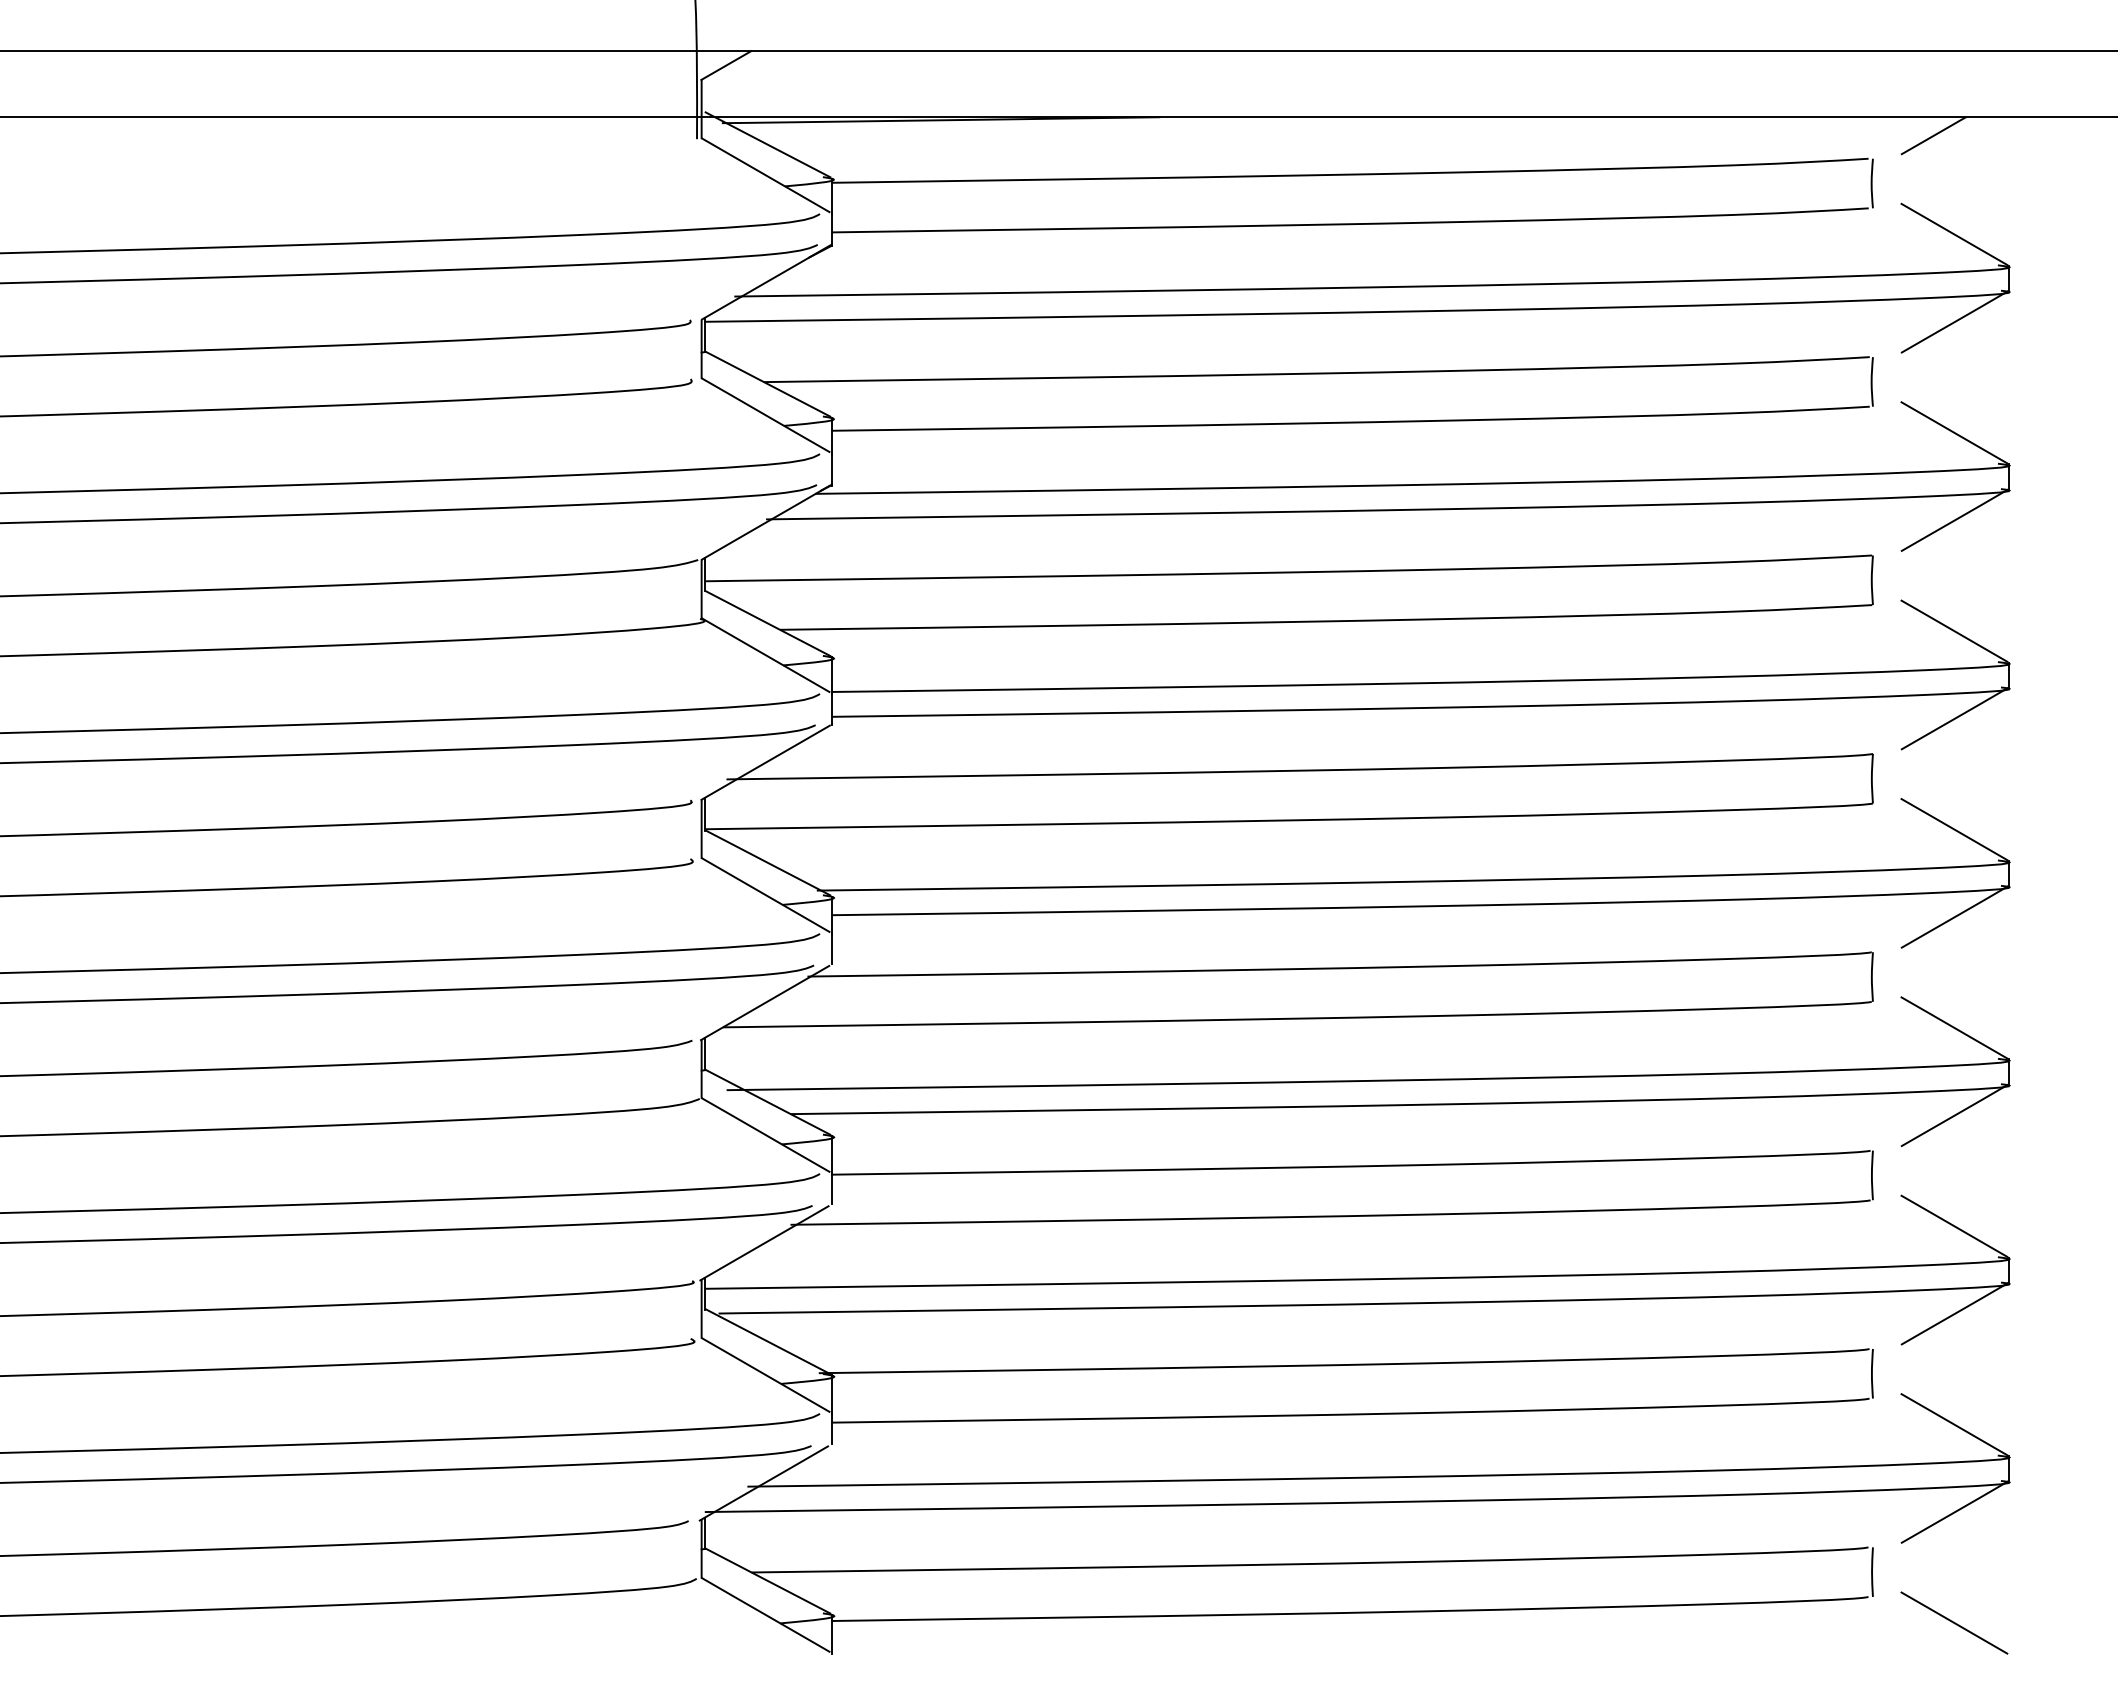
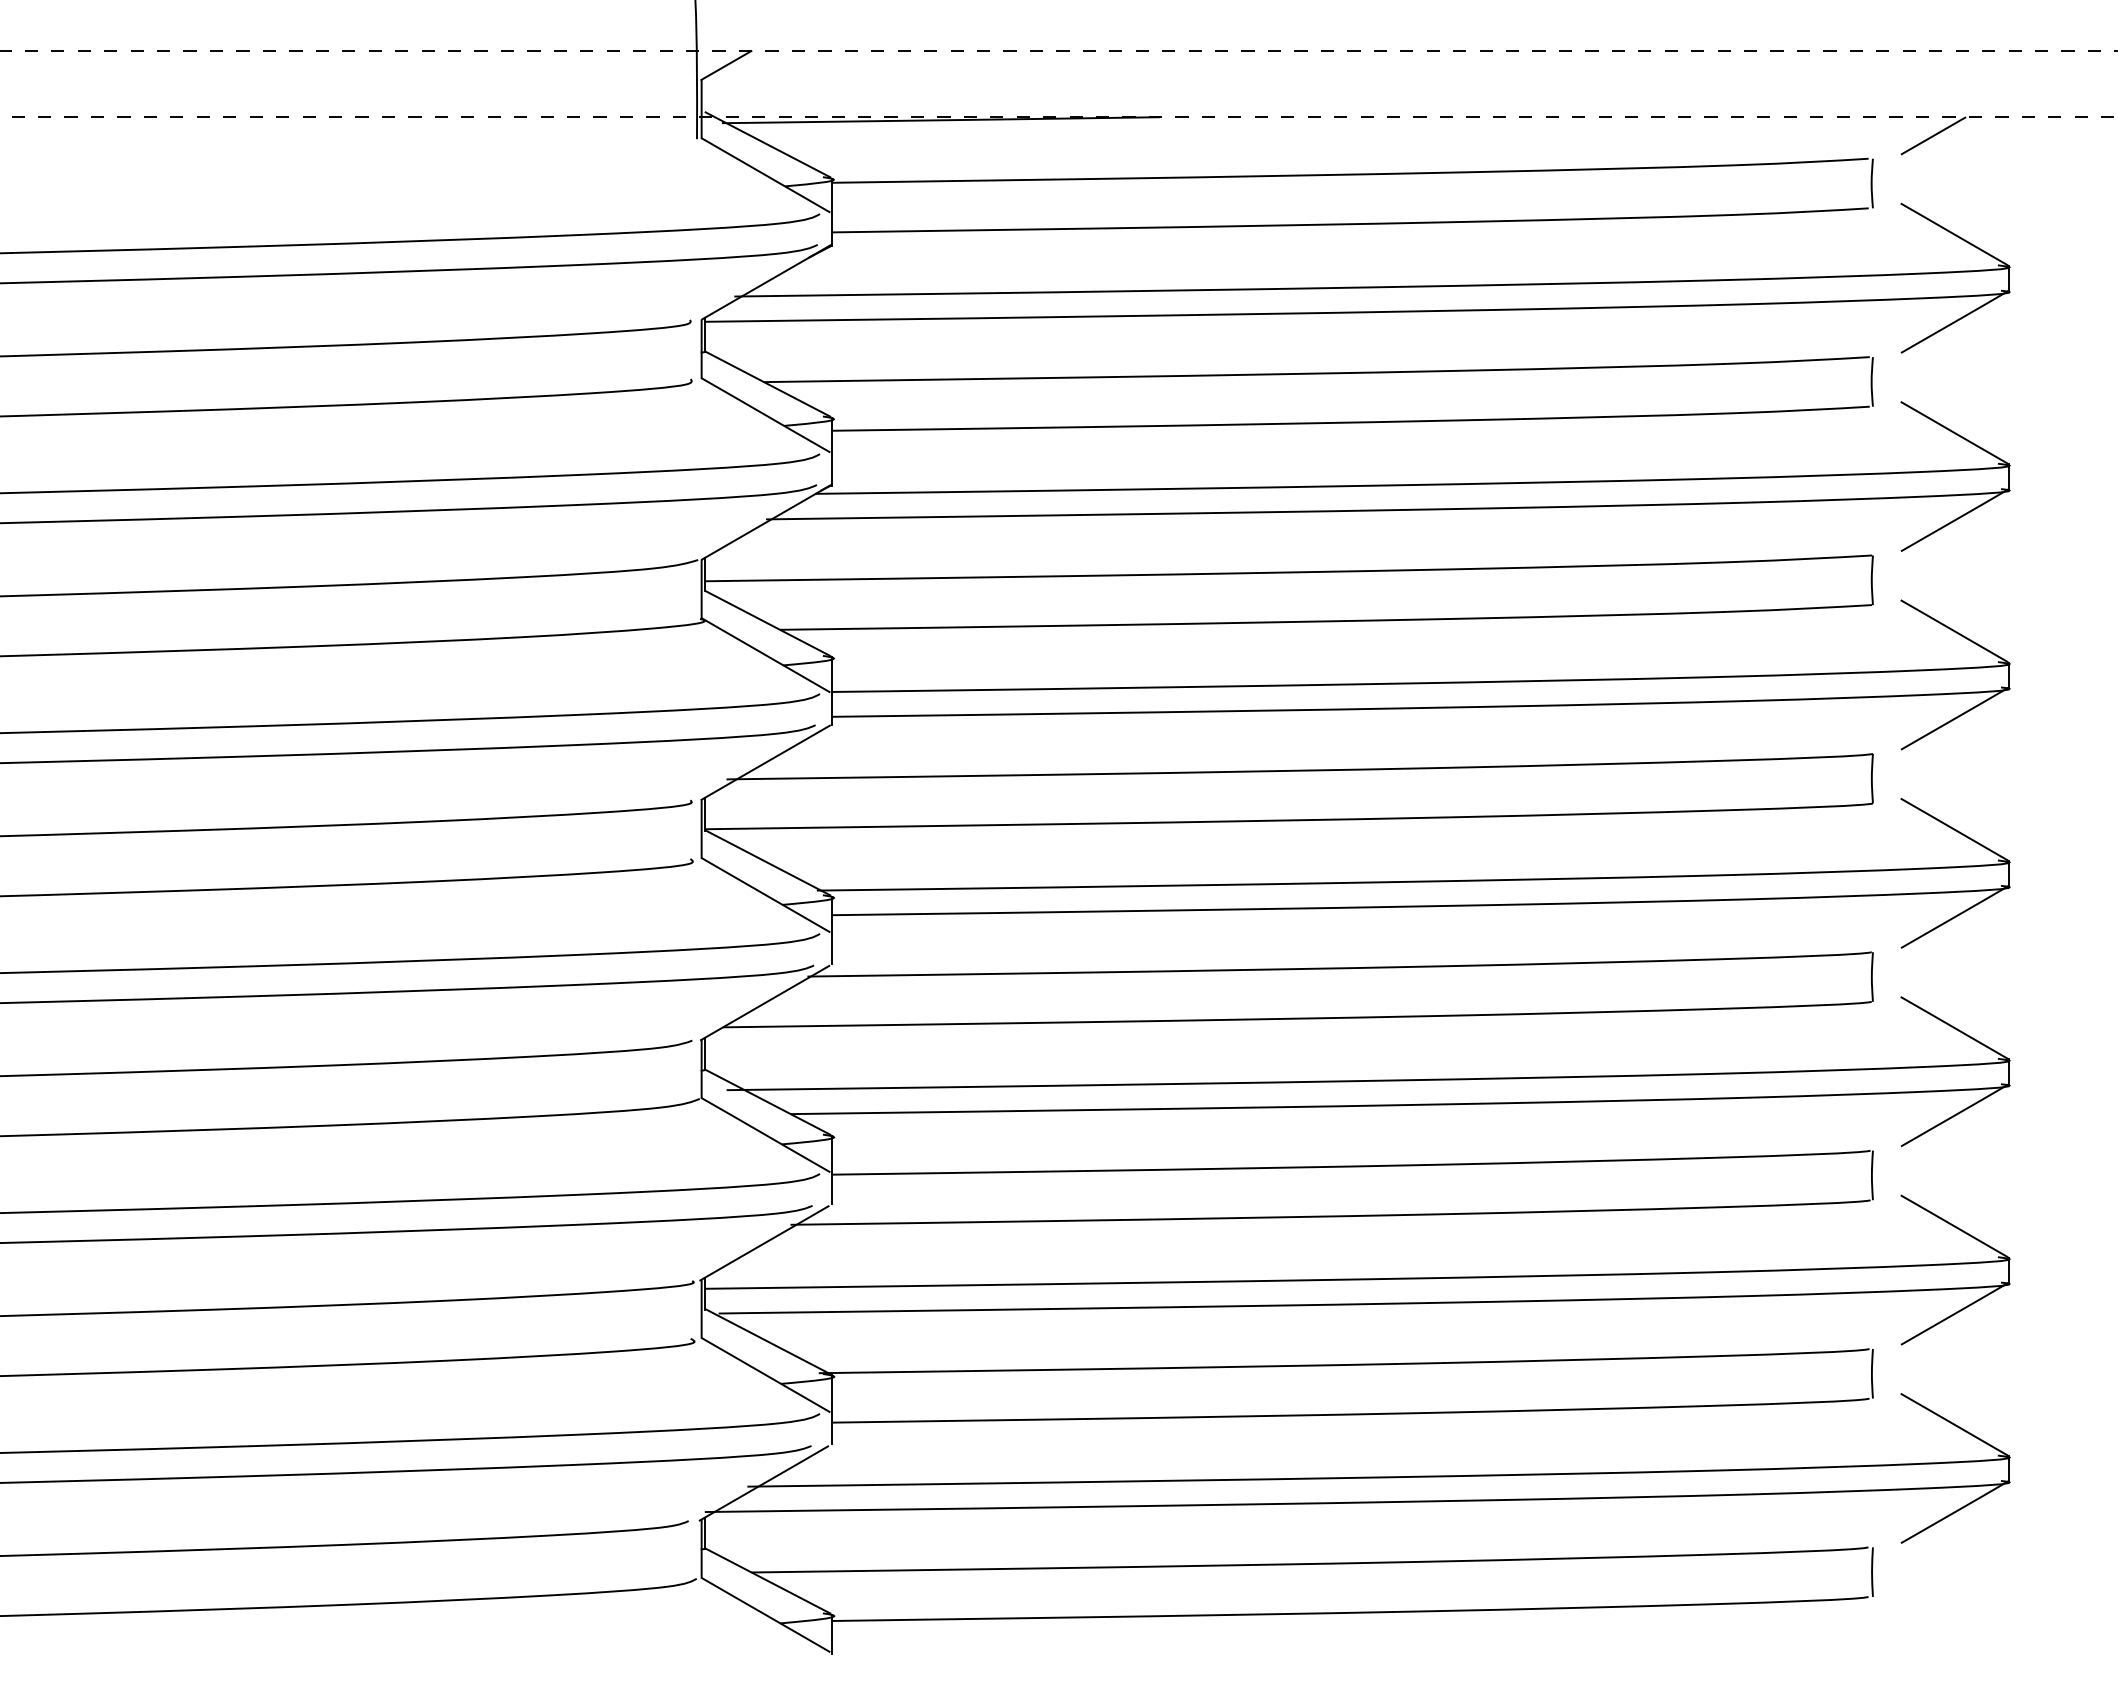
line: solid -> dashed (1058, 51)
line: solid -> dashed (1059, 117)
line: present -> none (1954, 1622)
